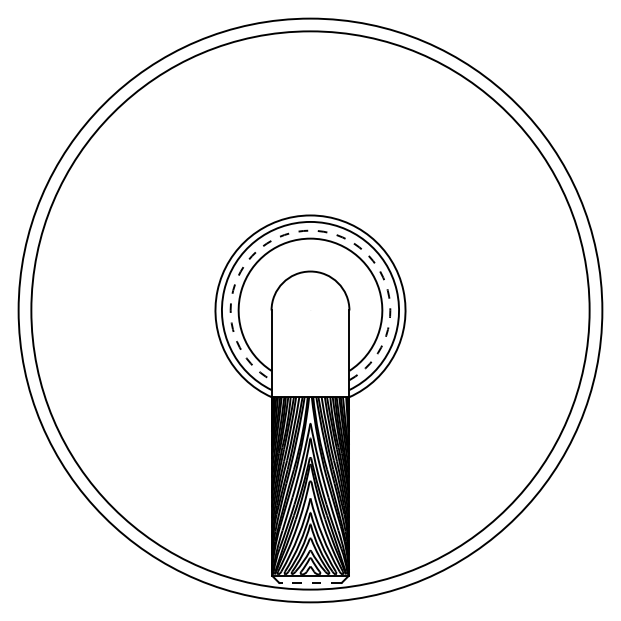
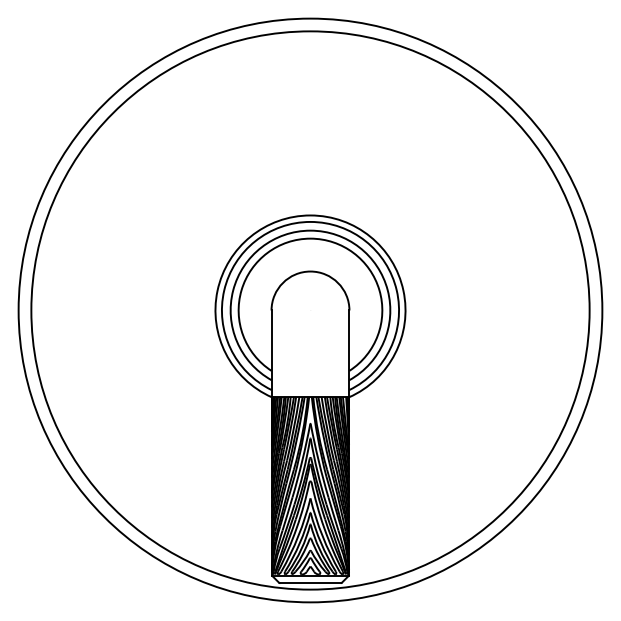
arc: dashed -> solid (310, 230)
line: dashed -> solid (310, 583)
